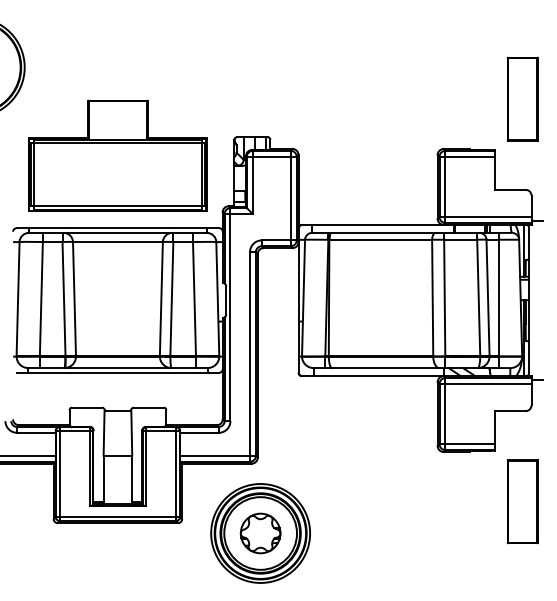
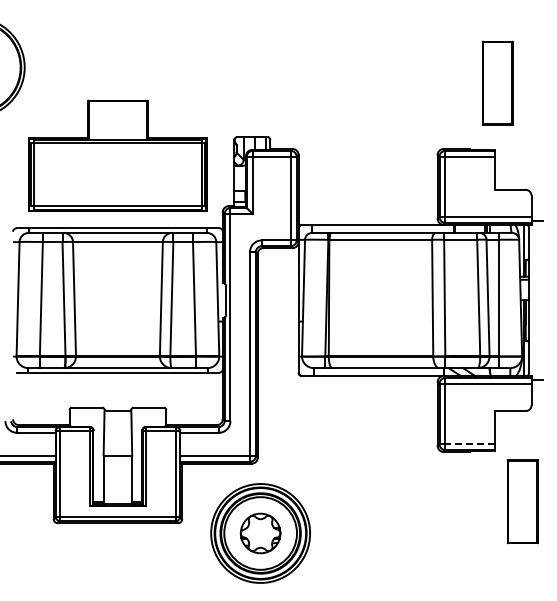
part position: (522, 98) -> (497, 82) (497, 82)
line: solid -> dashed (469, 444)
